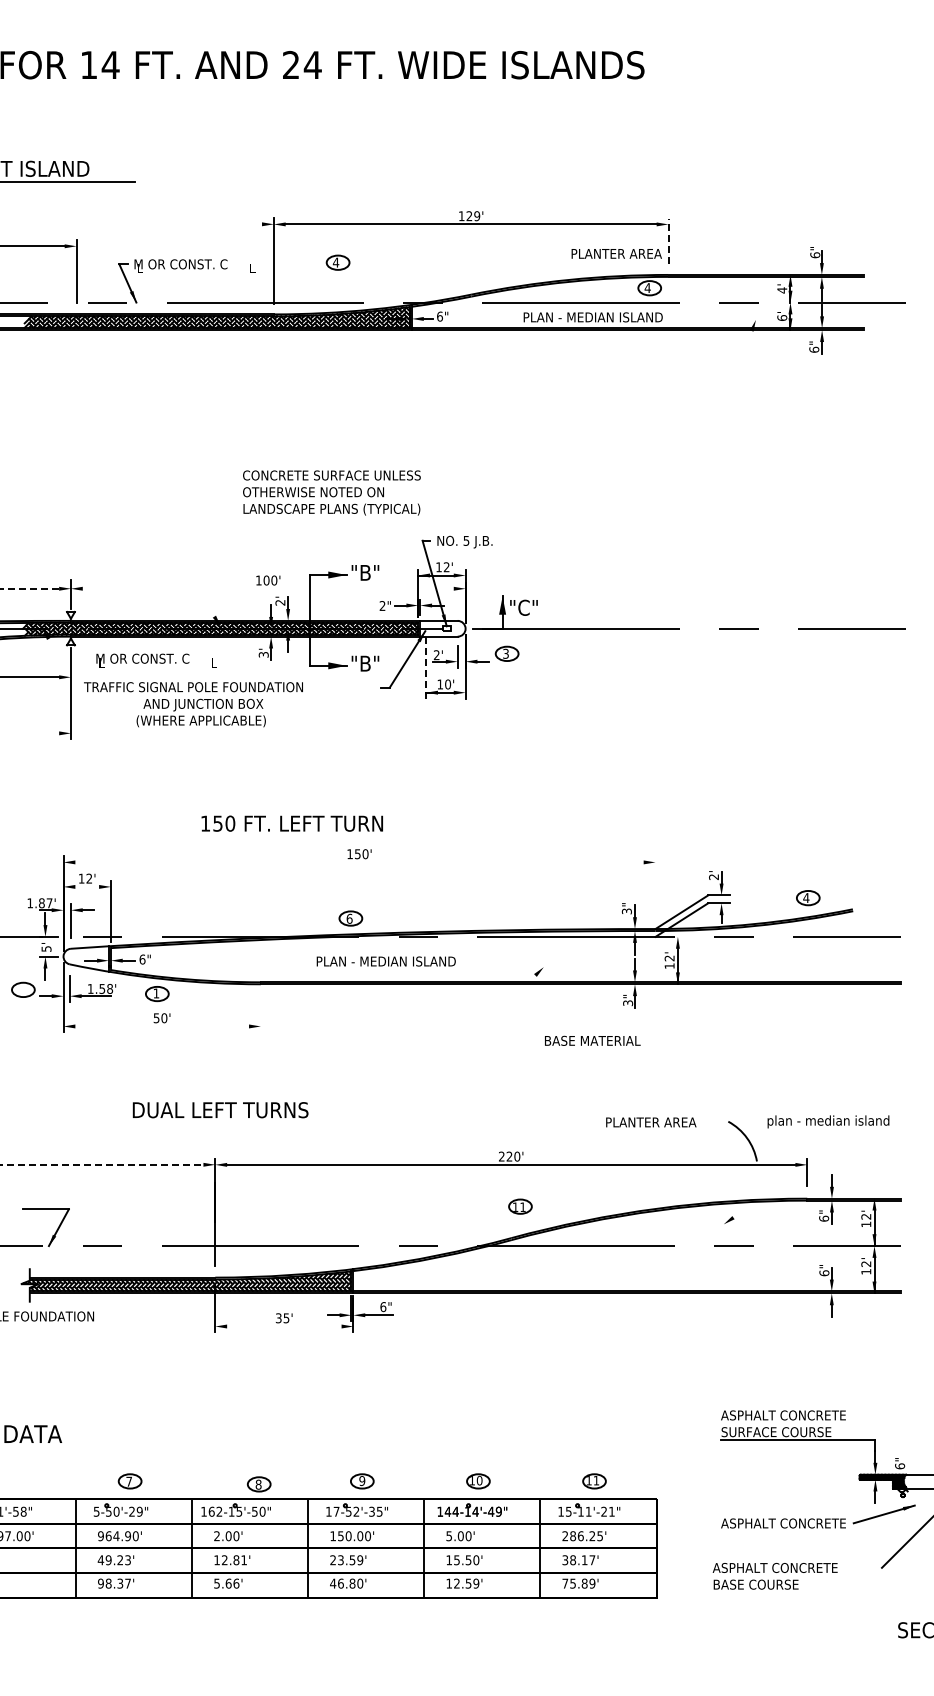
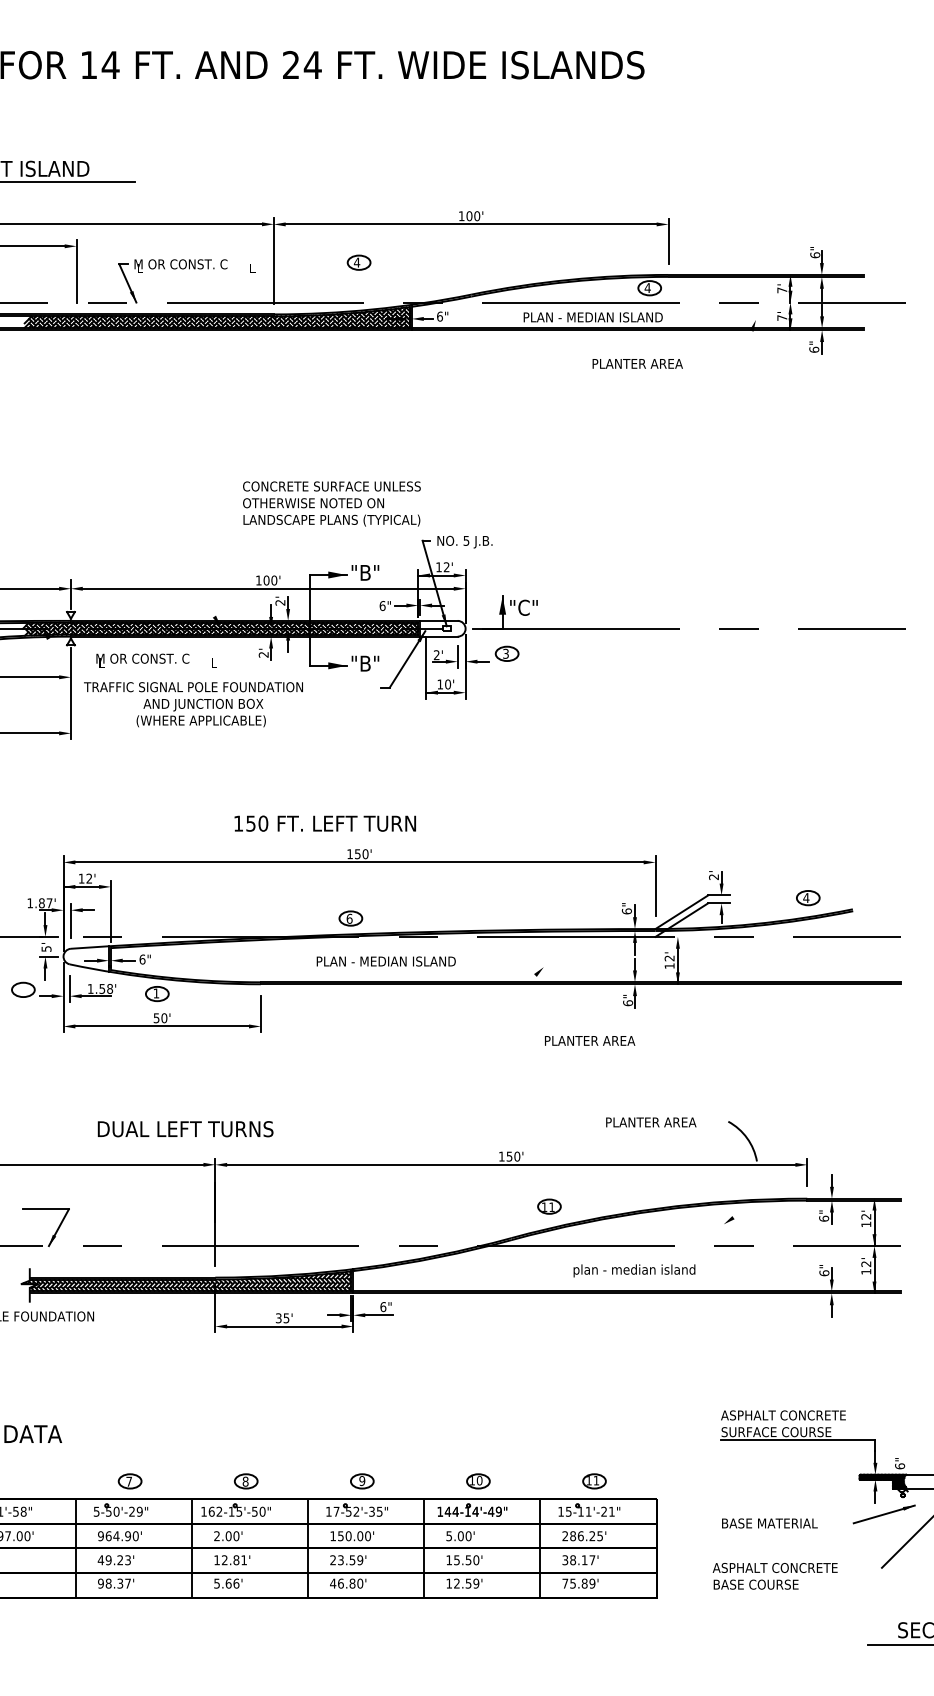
text: 129' -> 100' (472, 216)
line: none -> present (132, 224)
line: dashed -> solid (668, 241)
text position: (616, 253) -> (637, 363) (637, 363)
part position: (337, 262) -> (358, 262) (358, 262)
text: 4' -> 7' (782, 290)
text: 6' -> 7' (782, 317)
text position: (331, 492) -> (331, 503) (331, 503)
line: dashed -> solid (30, 588)
line: none -> present (267, 588)
text: 2" -> 6" (382, 605)
text: 3' -> 2' (263, 654)
line: dashed -> solid (426, 667)
line: none -> present (30, 733)
text position: (291, 823) -> (324, 823) (324, 823)
line: none -> present (359, 862)
line: none -> present (81, 886)
line: none -> present (655, 886)
text: 3" -> 6" (626, 911)
text: 3" -> 6" (628, 1003)
line: none -> present (260, 1013)
line: none -> present (162, 1026)
text: BASE MATERIAL -> PLANTER AREA (593, 1040)
text position: (220, 1110) -> (185, 1129) (185, 1129)
text position: (828, 1121) -> (634, 1270) (634, 1270)
text: 220' -> 150' (505, 1156)
line: dashed -> solid (102, 1164)
part position: (520, 1206) -> (549, 1206) (549, 1206)
line: none -> present (284, 1326)
part position: (258, 1484) -> (245, 1481) (245, 1481)
text: ASPHALT CONCRETE -> BASE MATERIAL (783, 1523)
line: none -> present (898, 1645)
